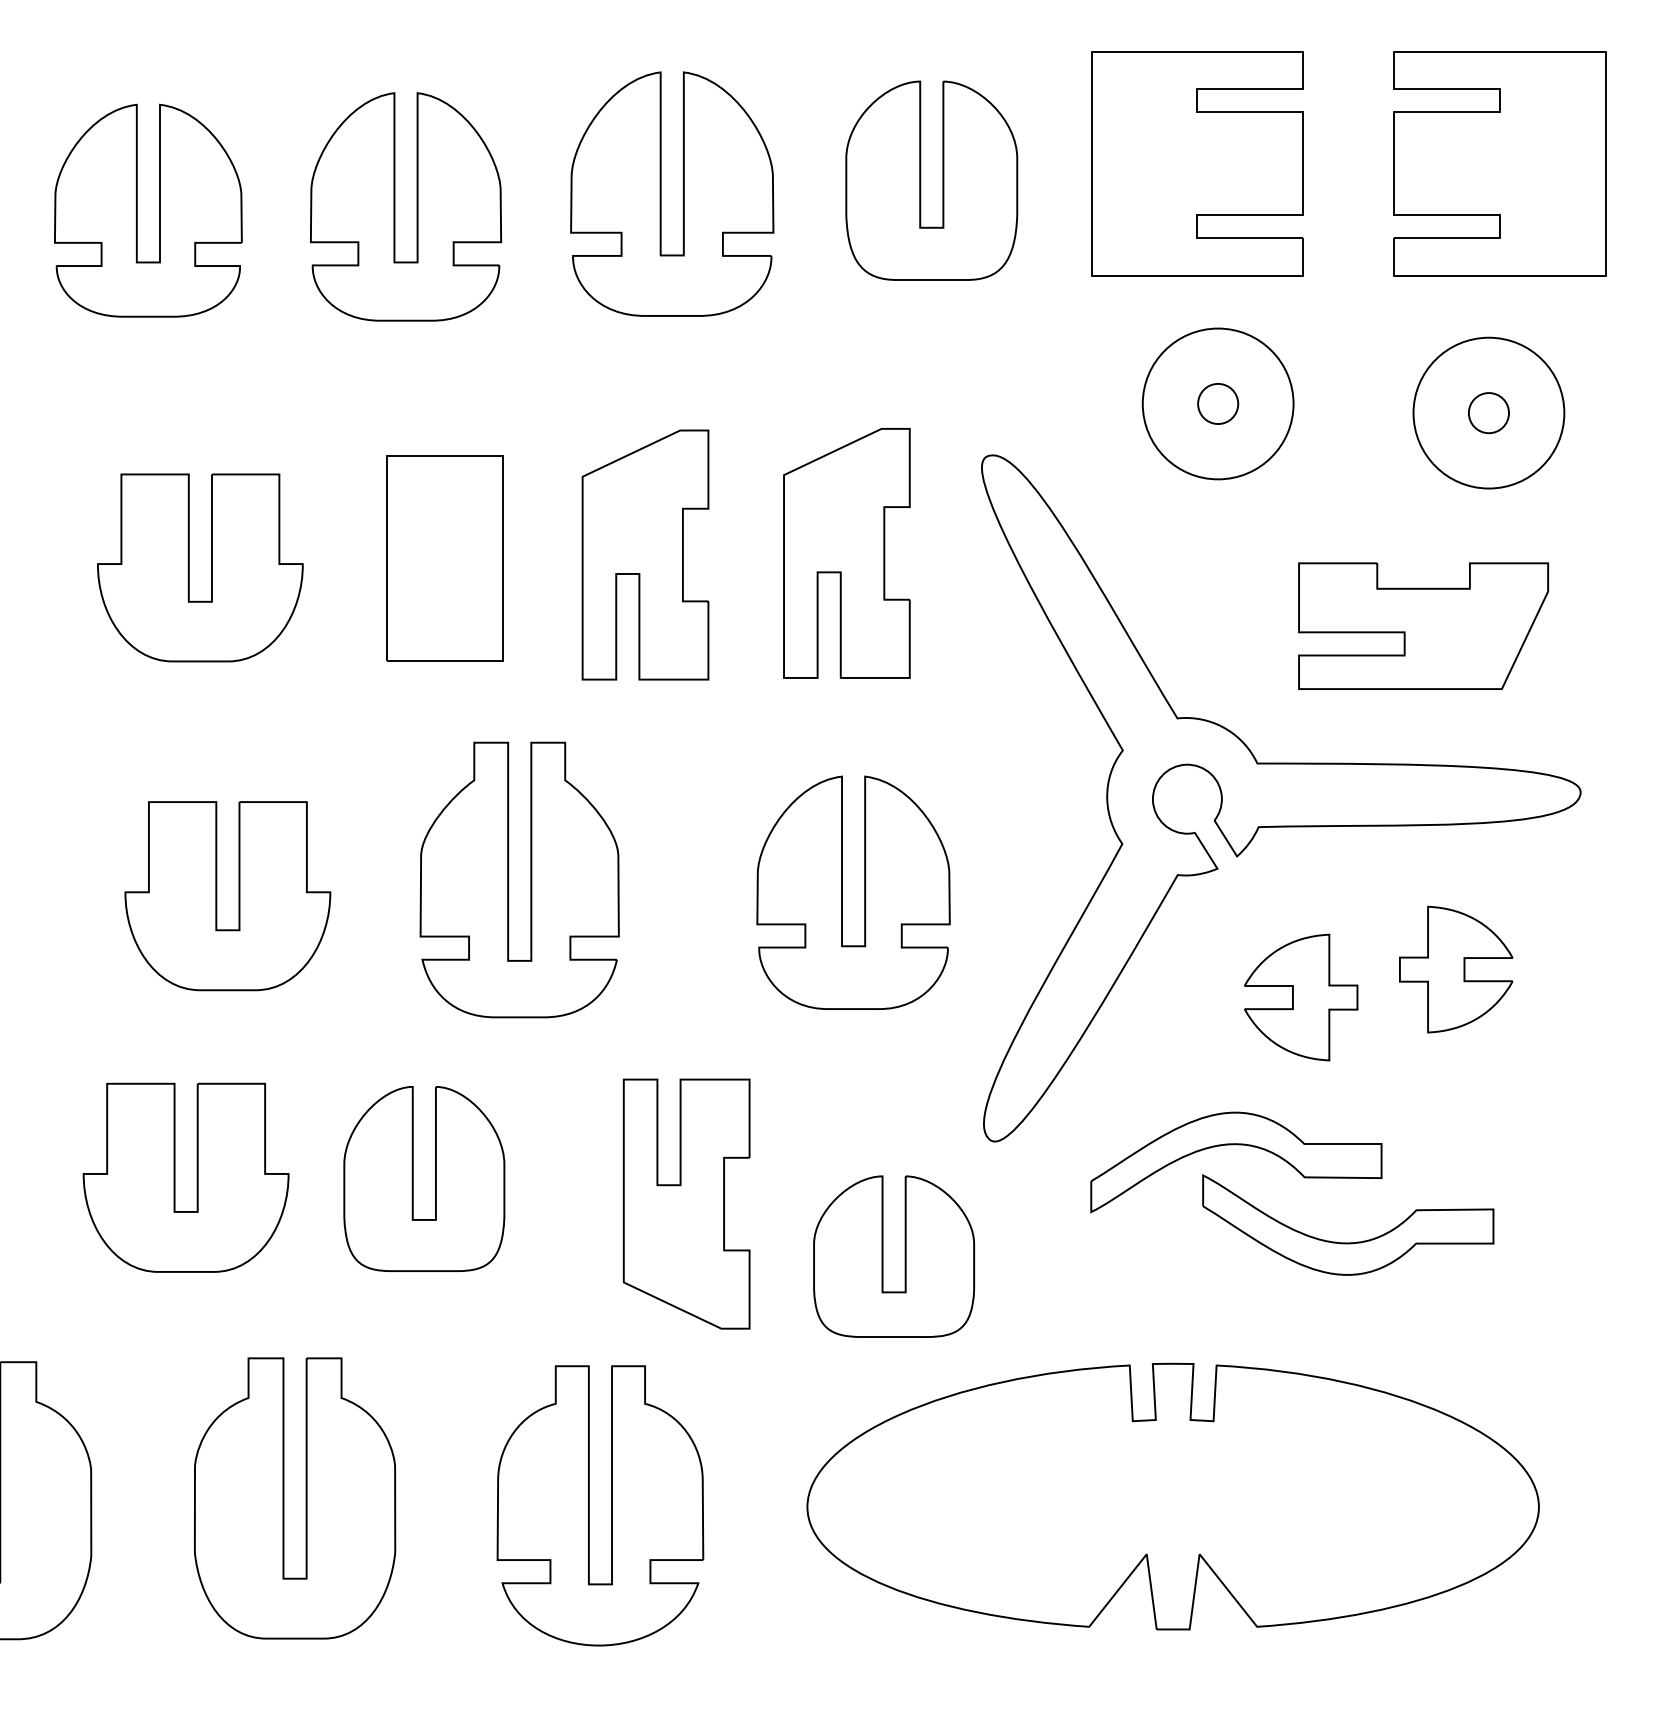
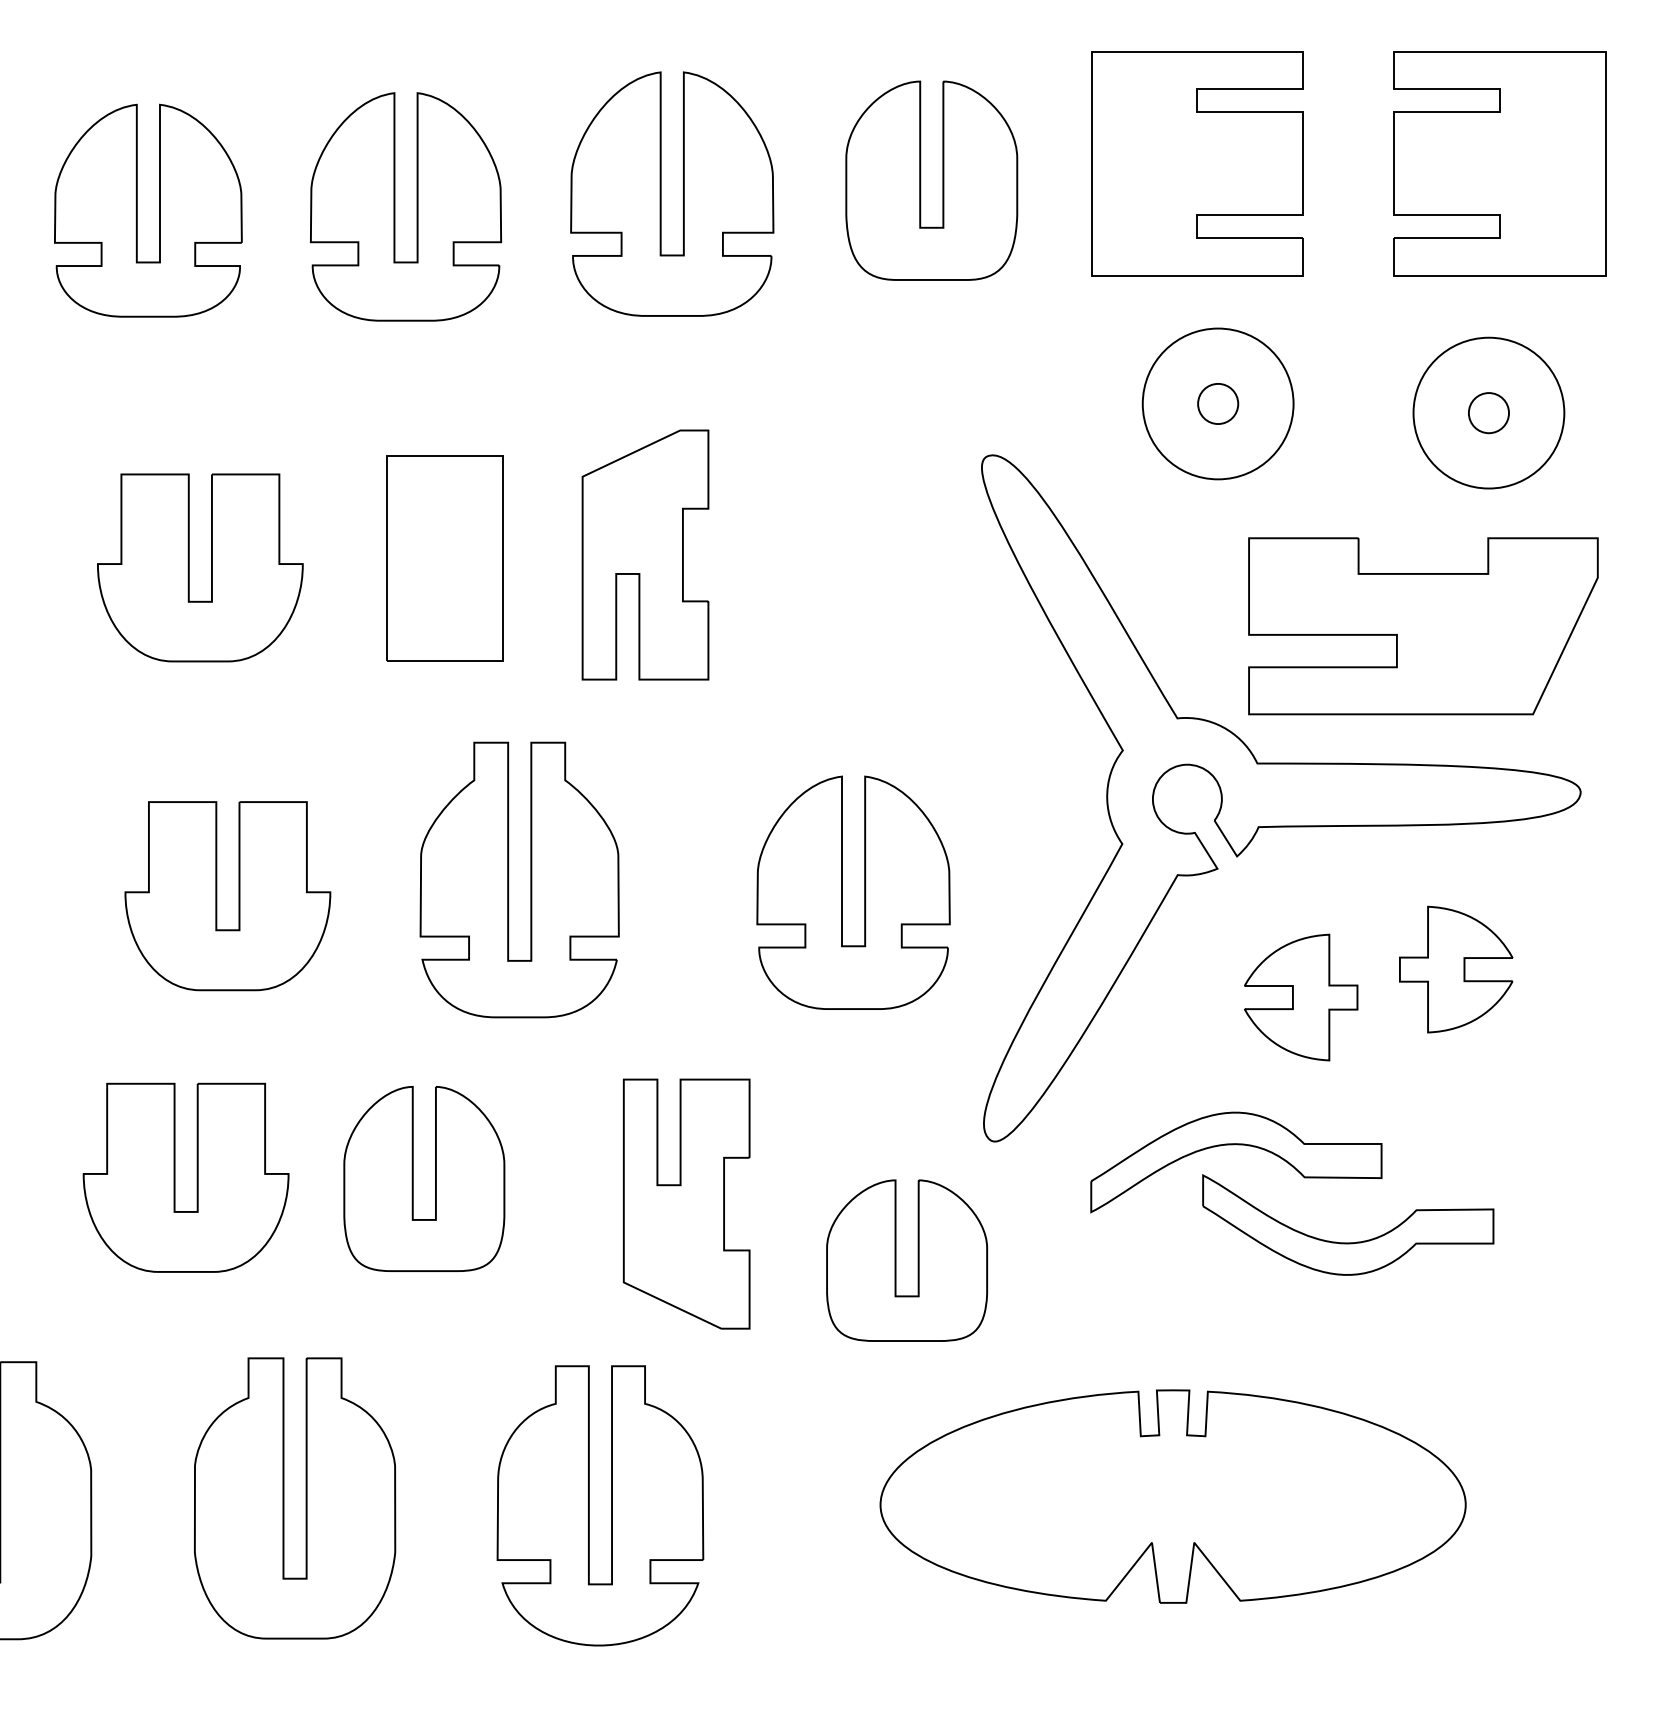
part: present -> none (846, 553)
part size: 252x128 px -> 351x179 px (1423, 626)
part position: (883, 1256) -> (896, 1260) (896, 1260)
part size: 734x269 px -> 588x215 px (1172, 1496)
